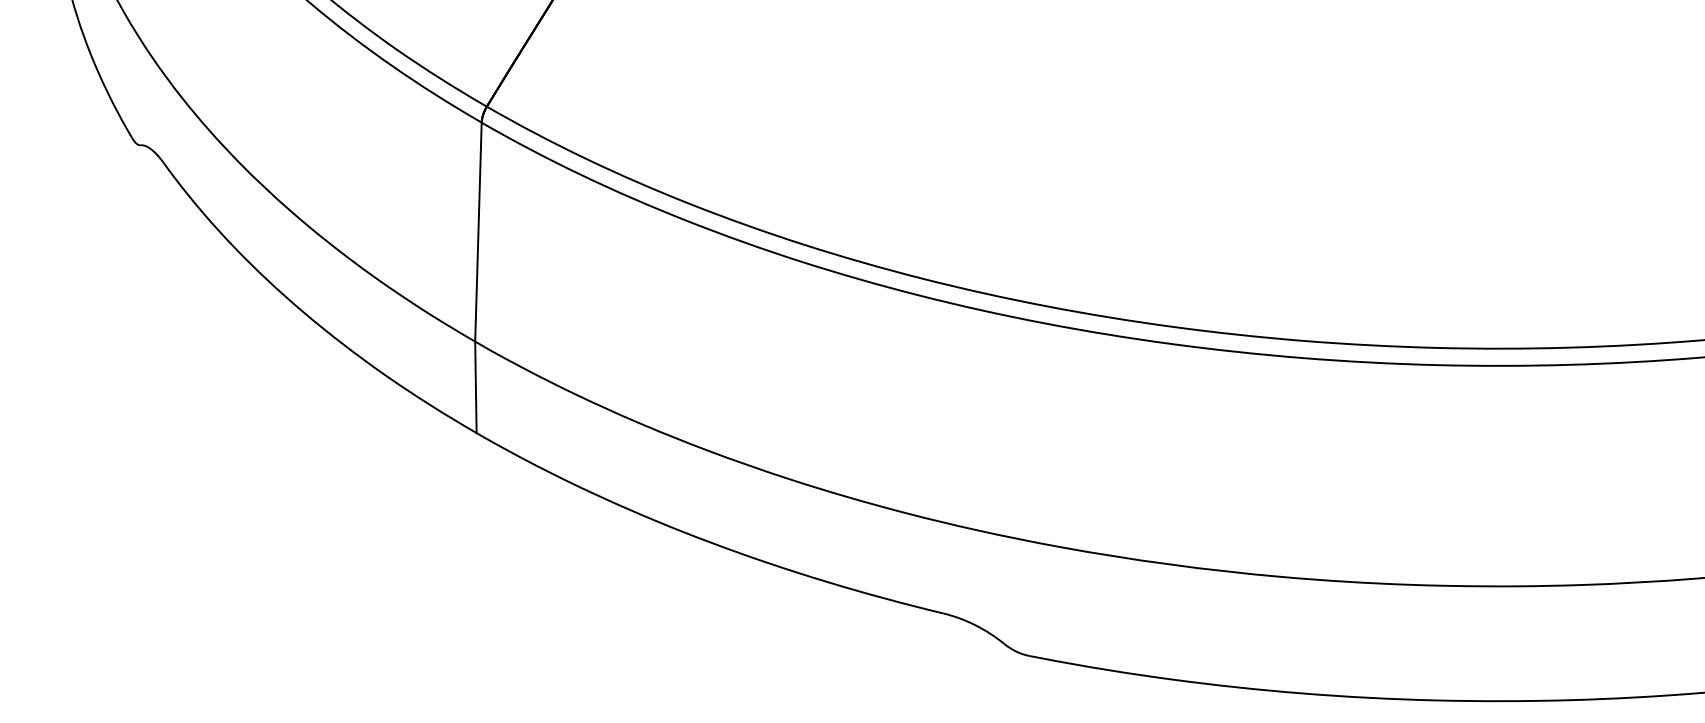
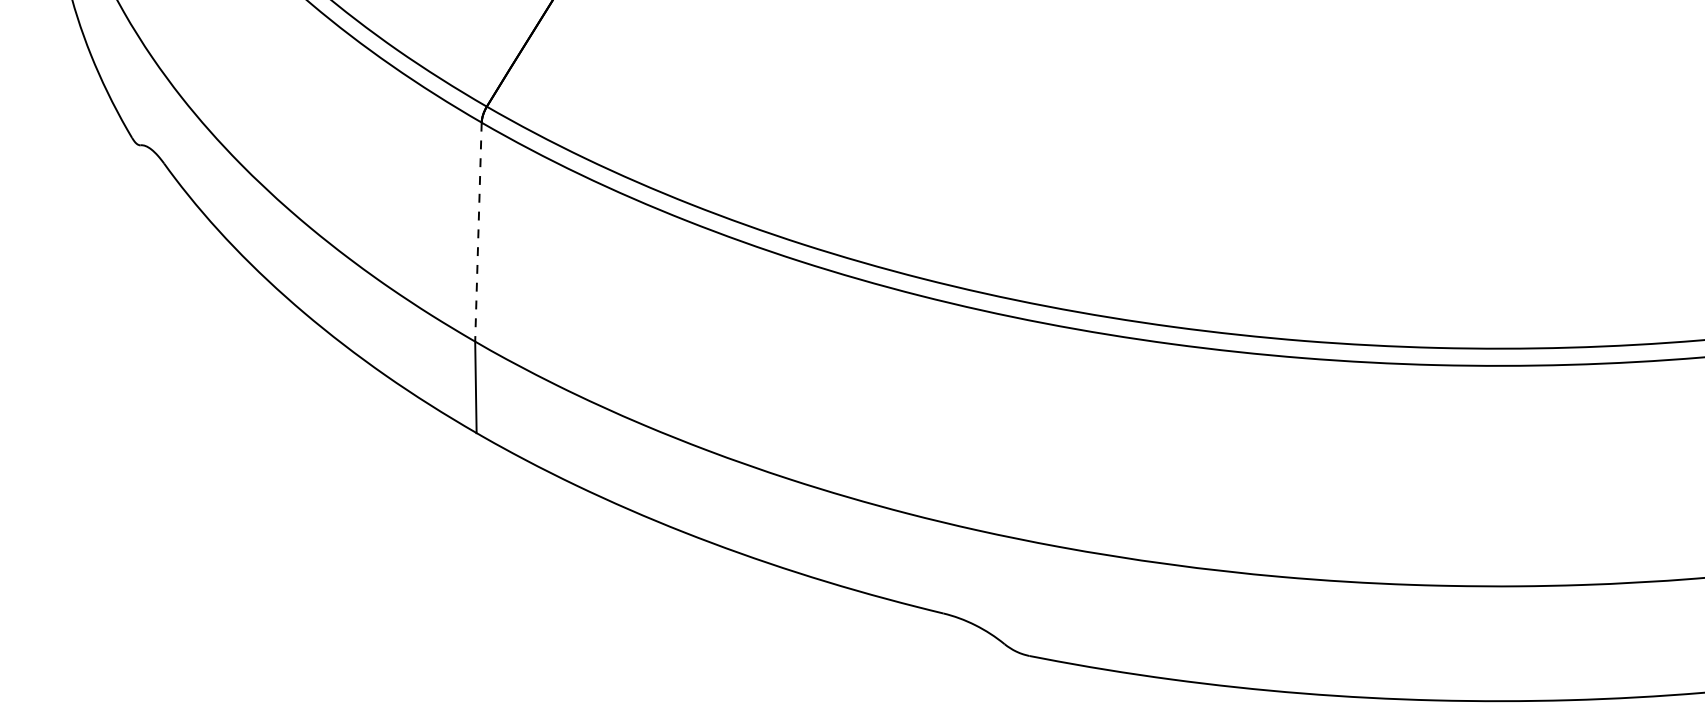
line: solid -> dashed (478, 232)
